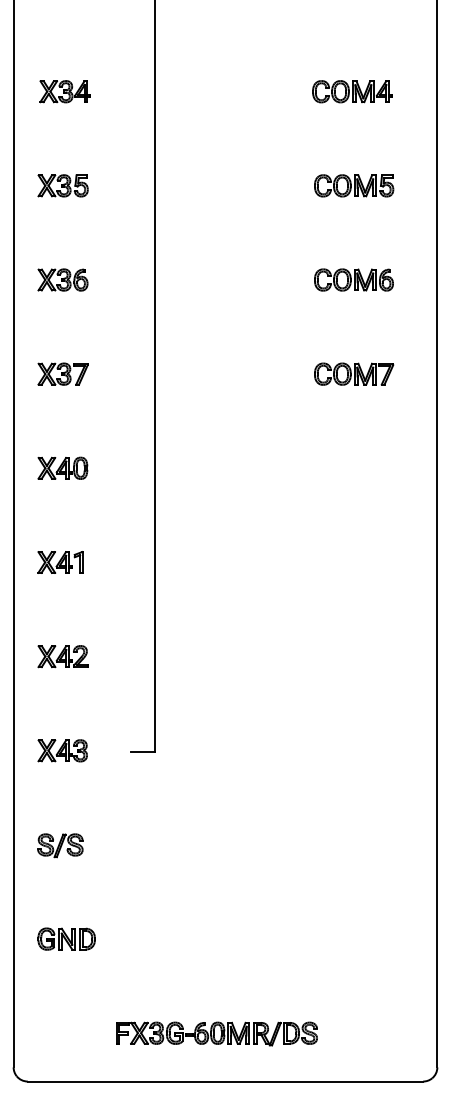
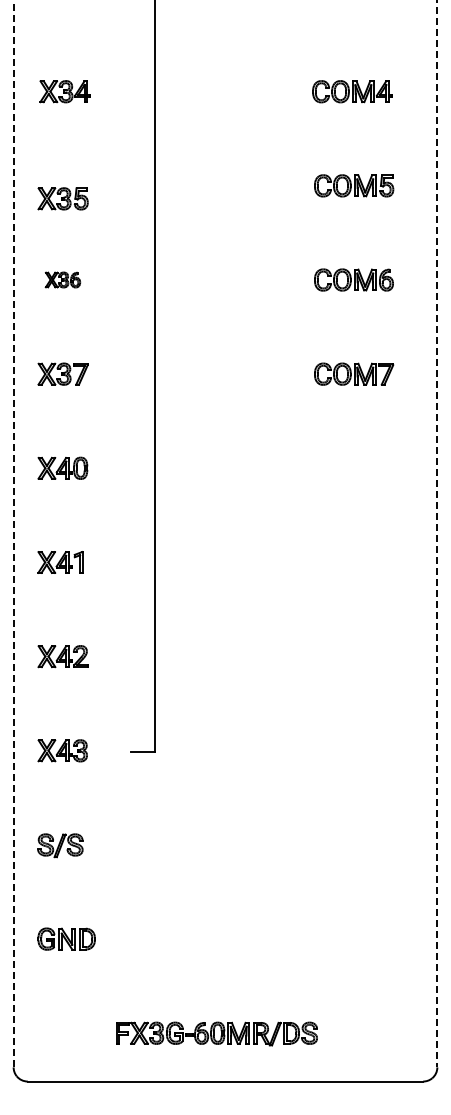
part position: (62, 185) -> (62, 198) (62, 198)
part size: 52x24 px -> 38x18 px (62, 279)
line: solid -> dashed (13, 533)
line: solid -> dashed (437, 534)
